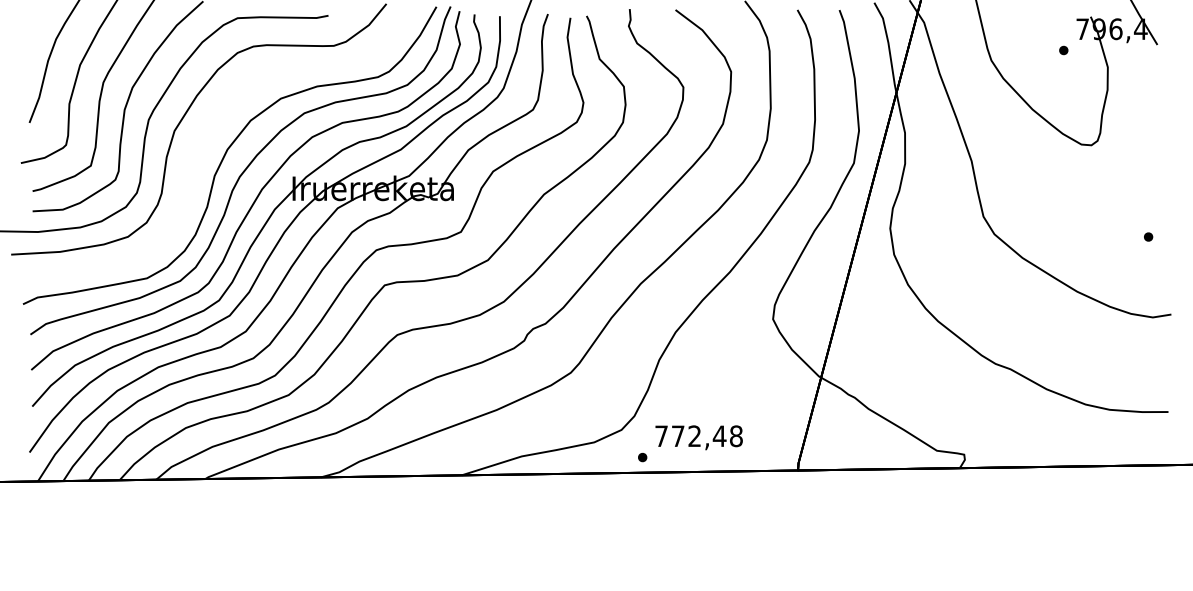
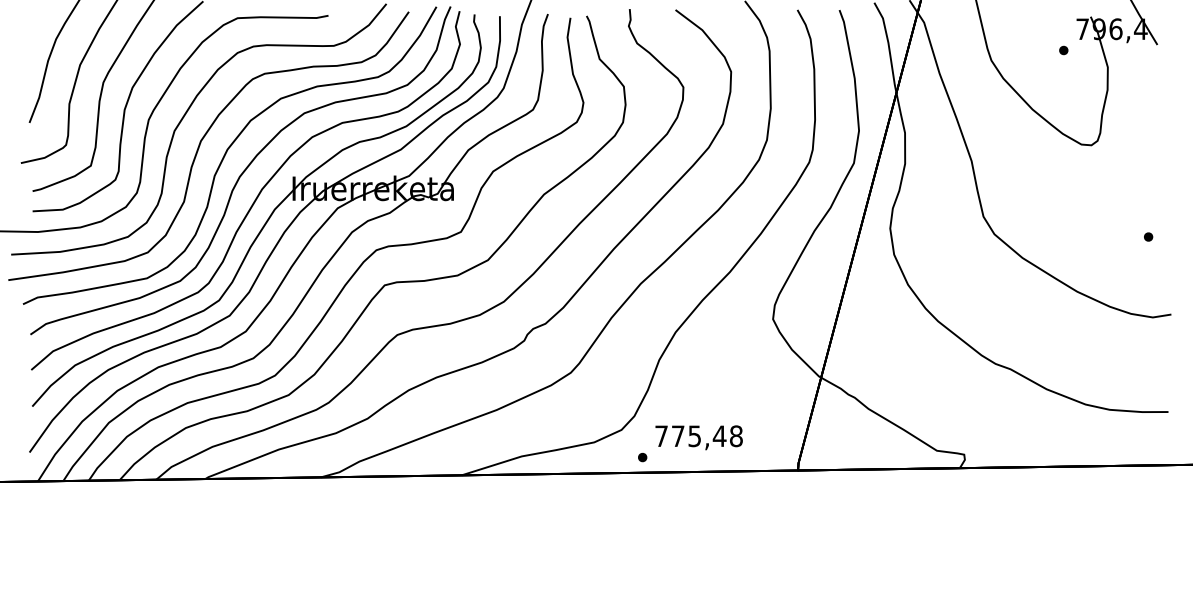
curve: none -> present (201, 143)
text: 772,48 -> 775,48 (694, 436)
